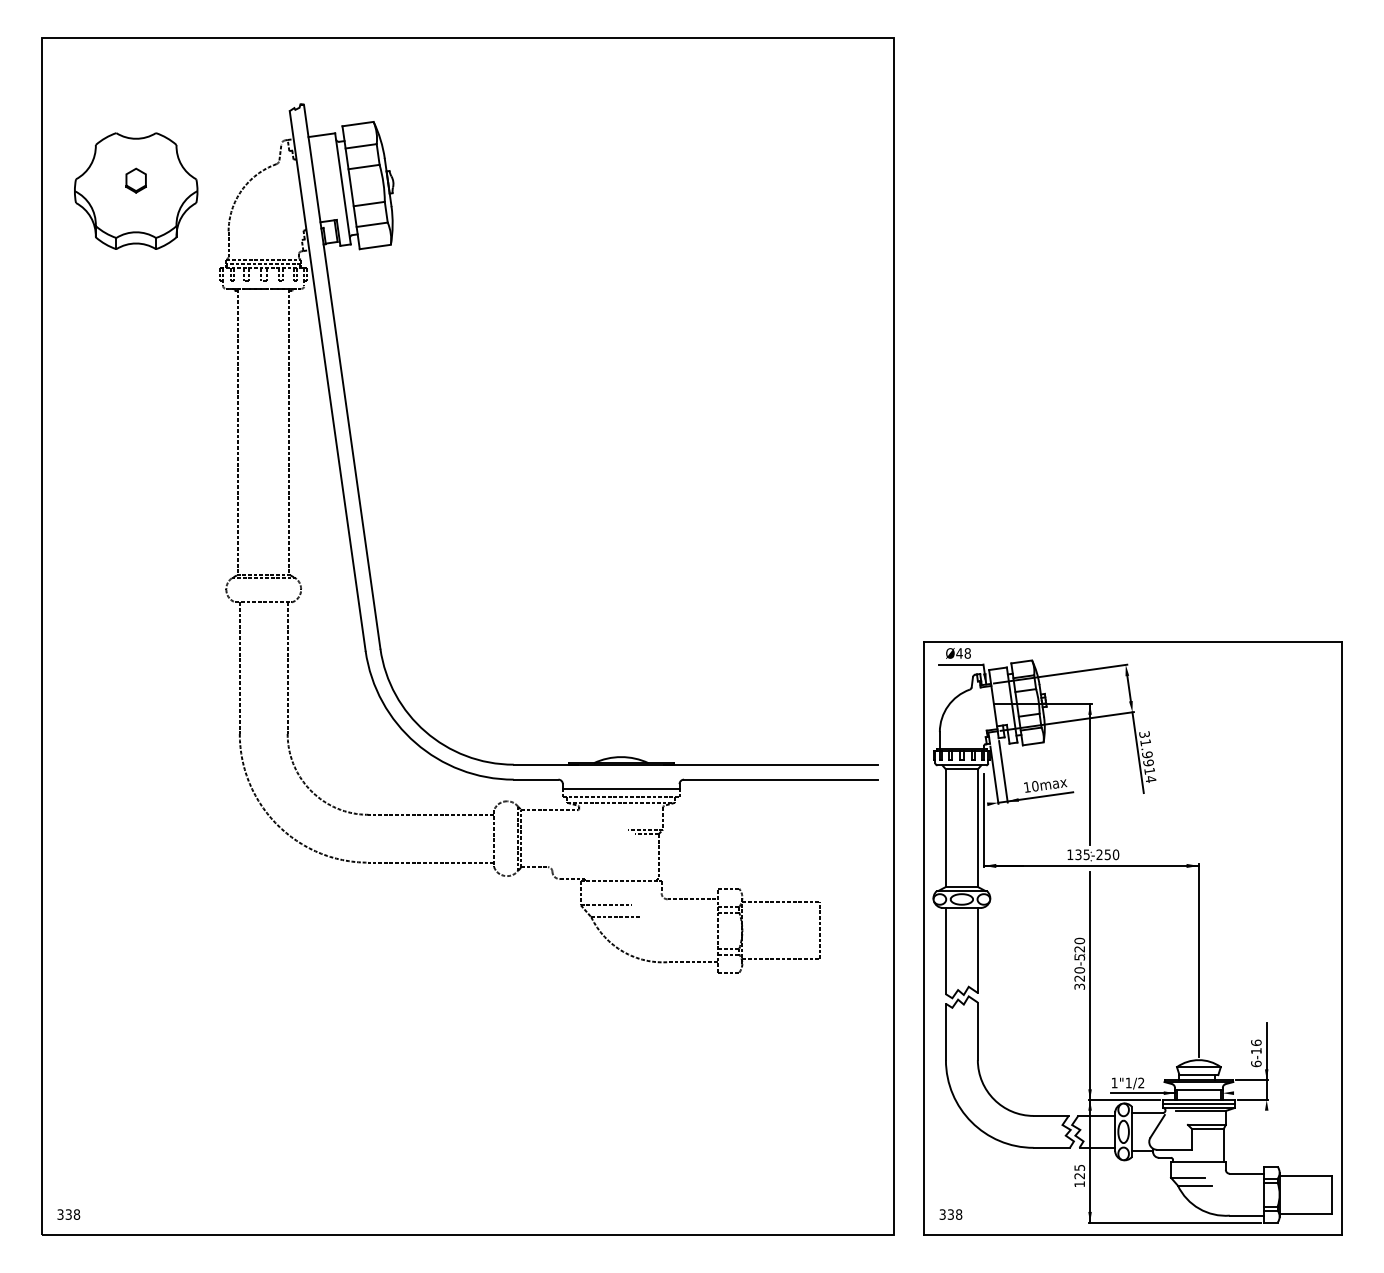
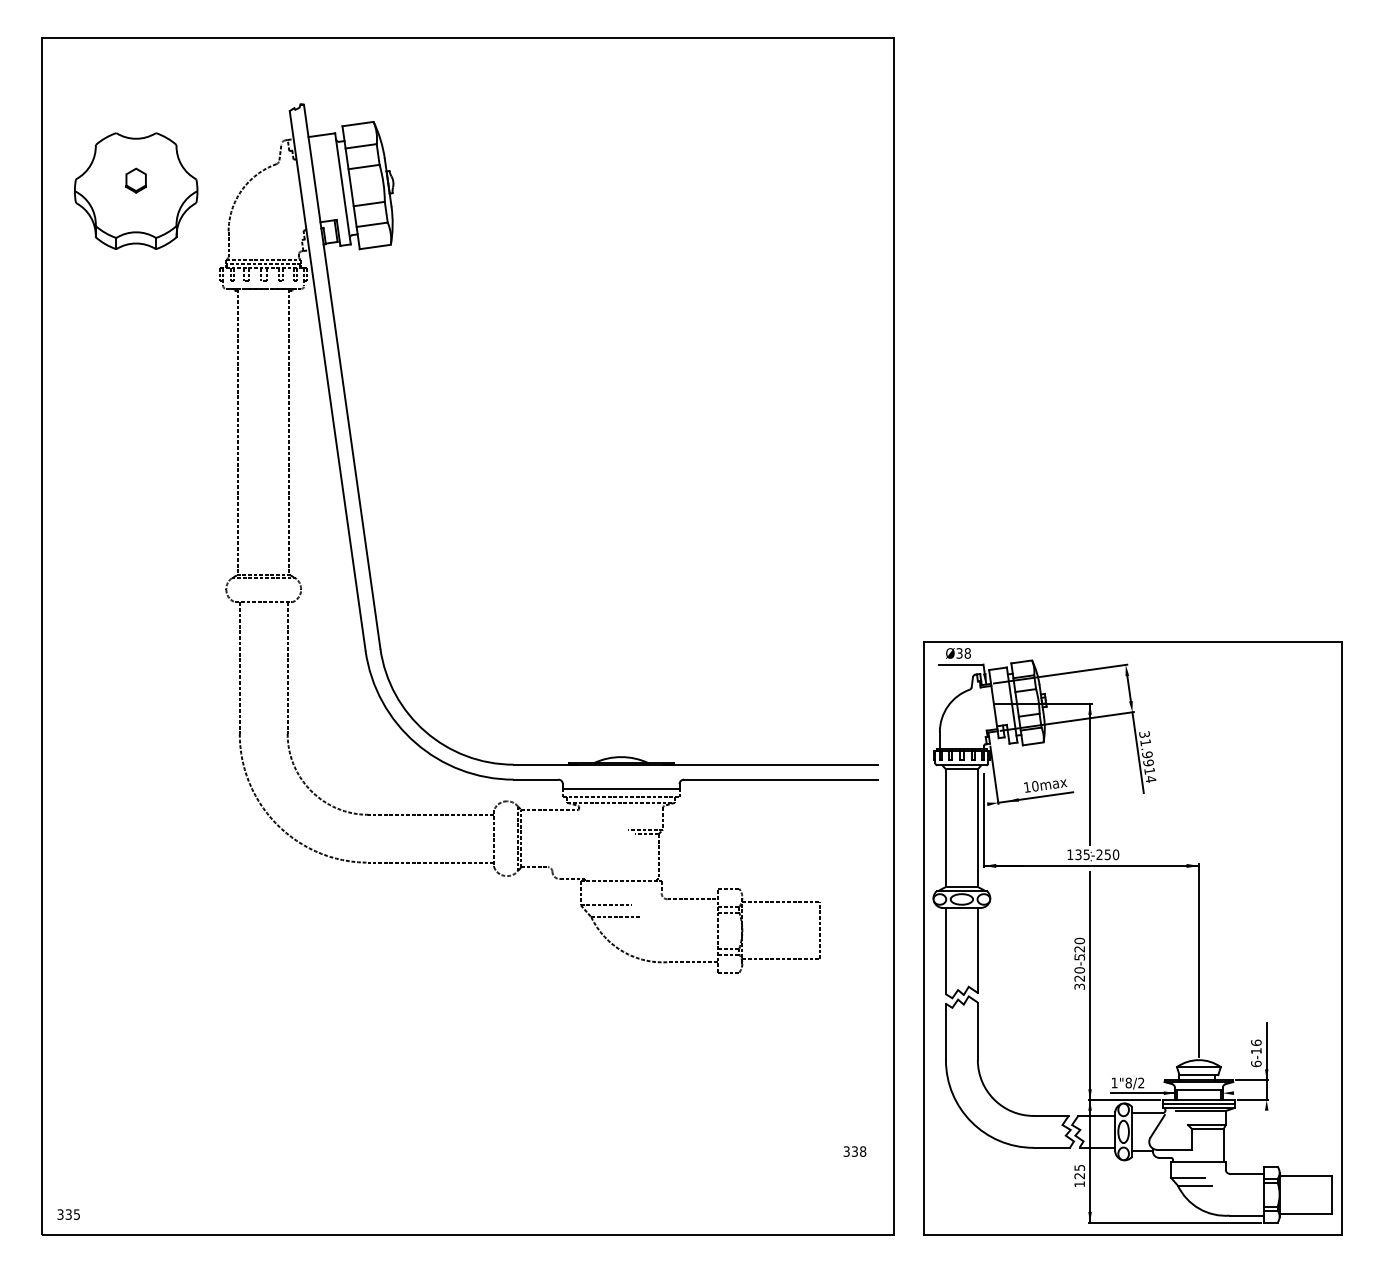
text: Ø48 -> Ø38 (959, 653)
line: present -> none (1003, 771)
text: 1"1/2 -> 1"8/2 (1128, 1082)
text: 338 -> 335 (76, 1214)
text position: (950, 1214) -> (854, 1151) (854, 1151)
